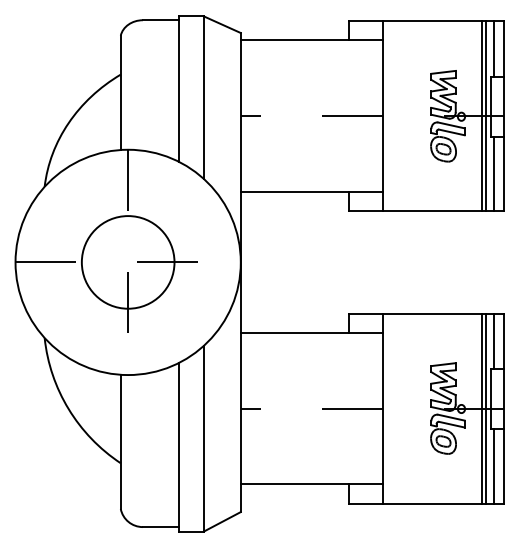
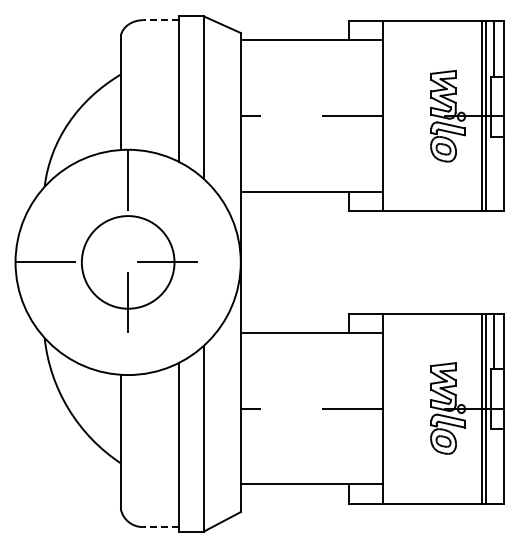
line: solid -> dashed (160, 20)
line: present -> none (493, 173)
line: present -> none (493, 465)
line: solid -> dashed (160, 527)
